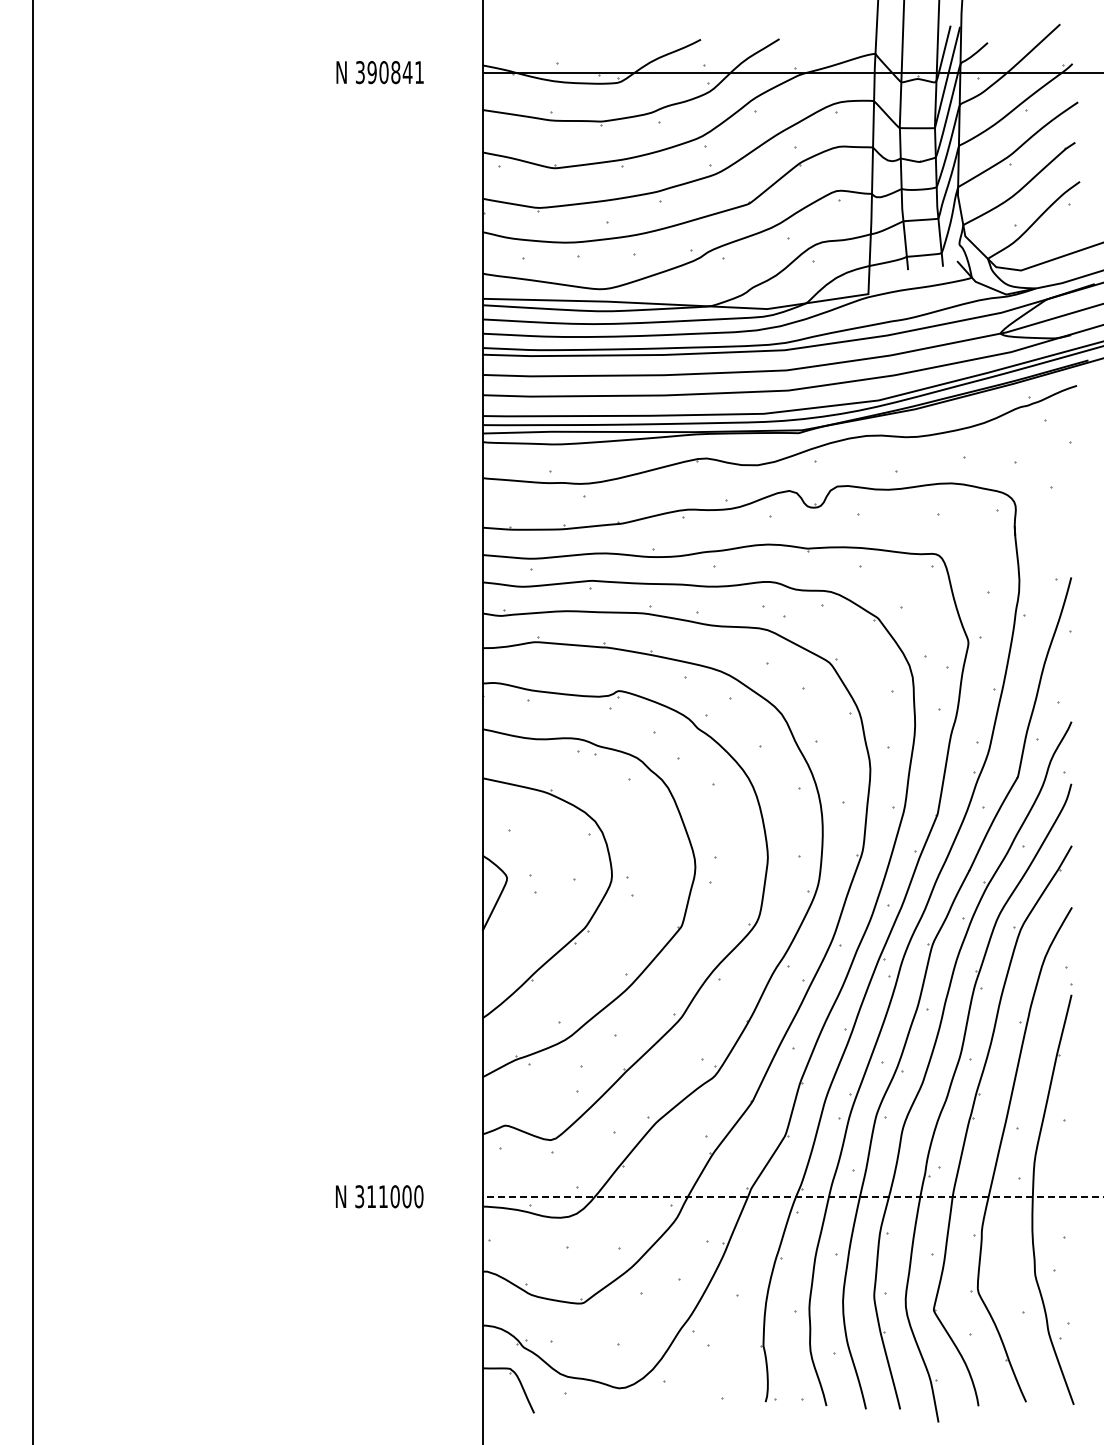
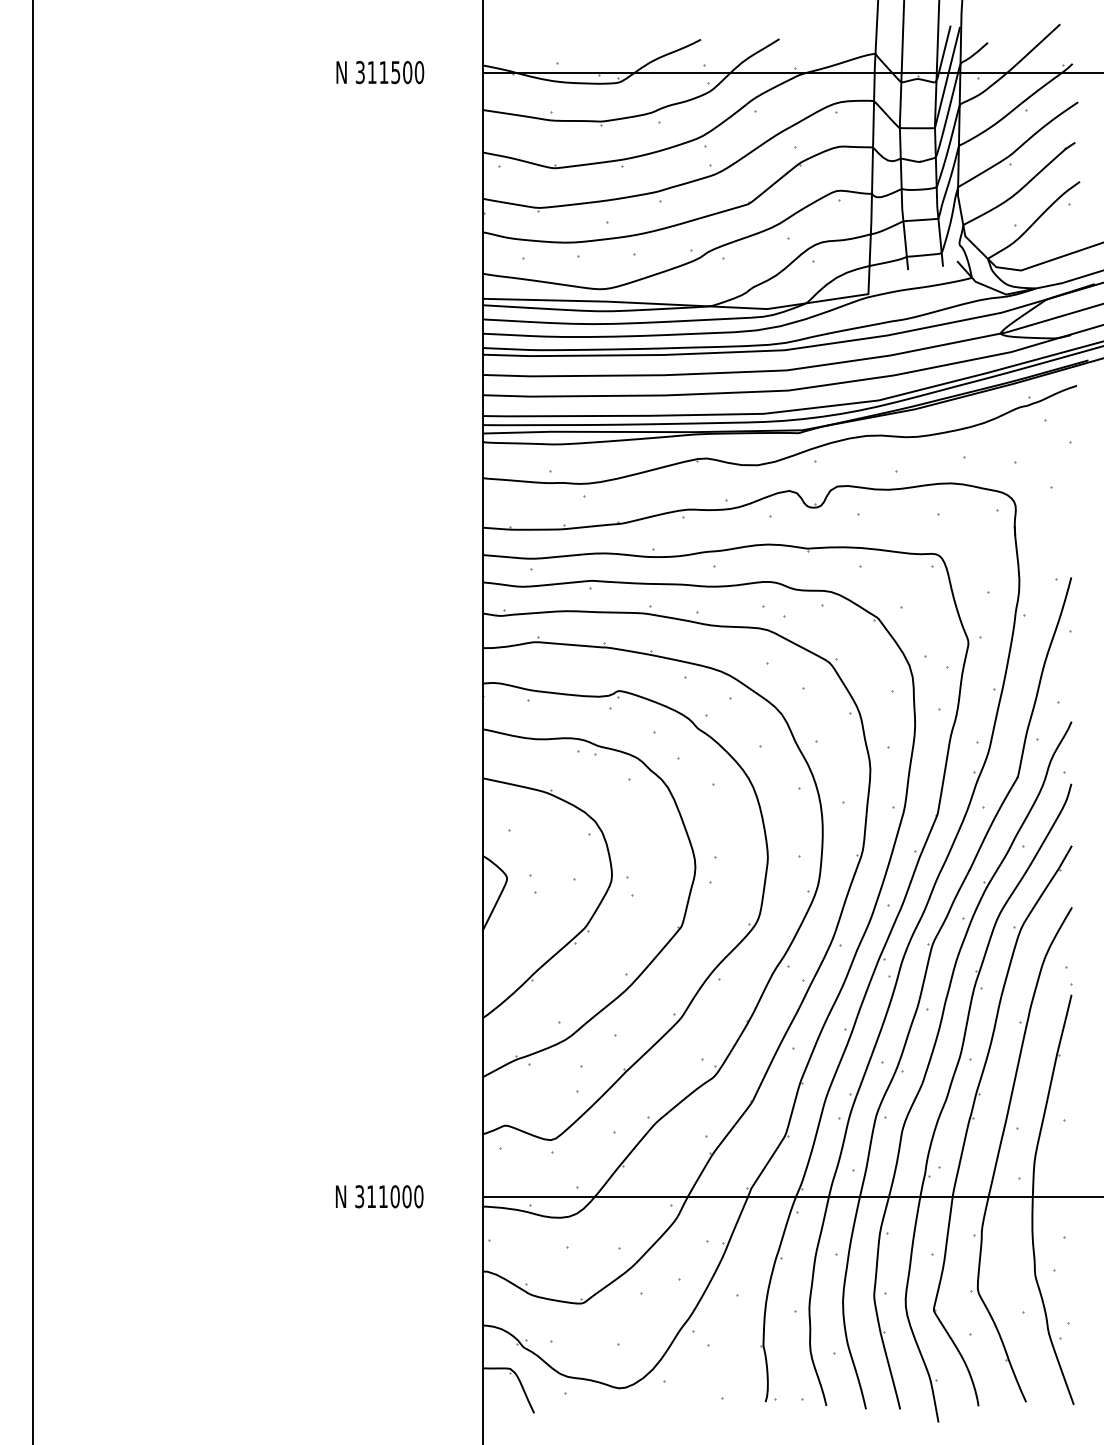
text: 390841 -> 311500 (395, 72)
line: dashed -> solid (792, 1196)
